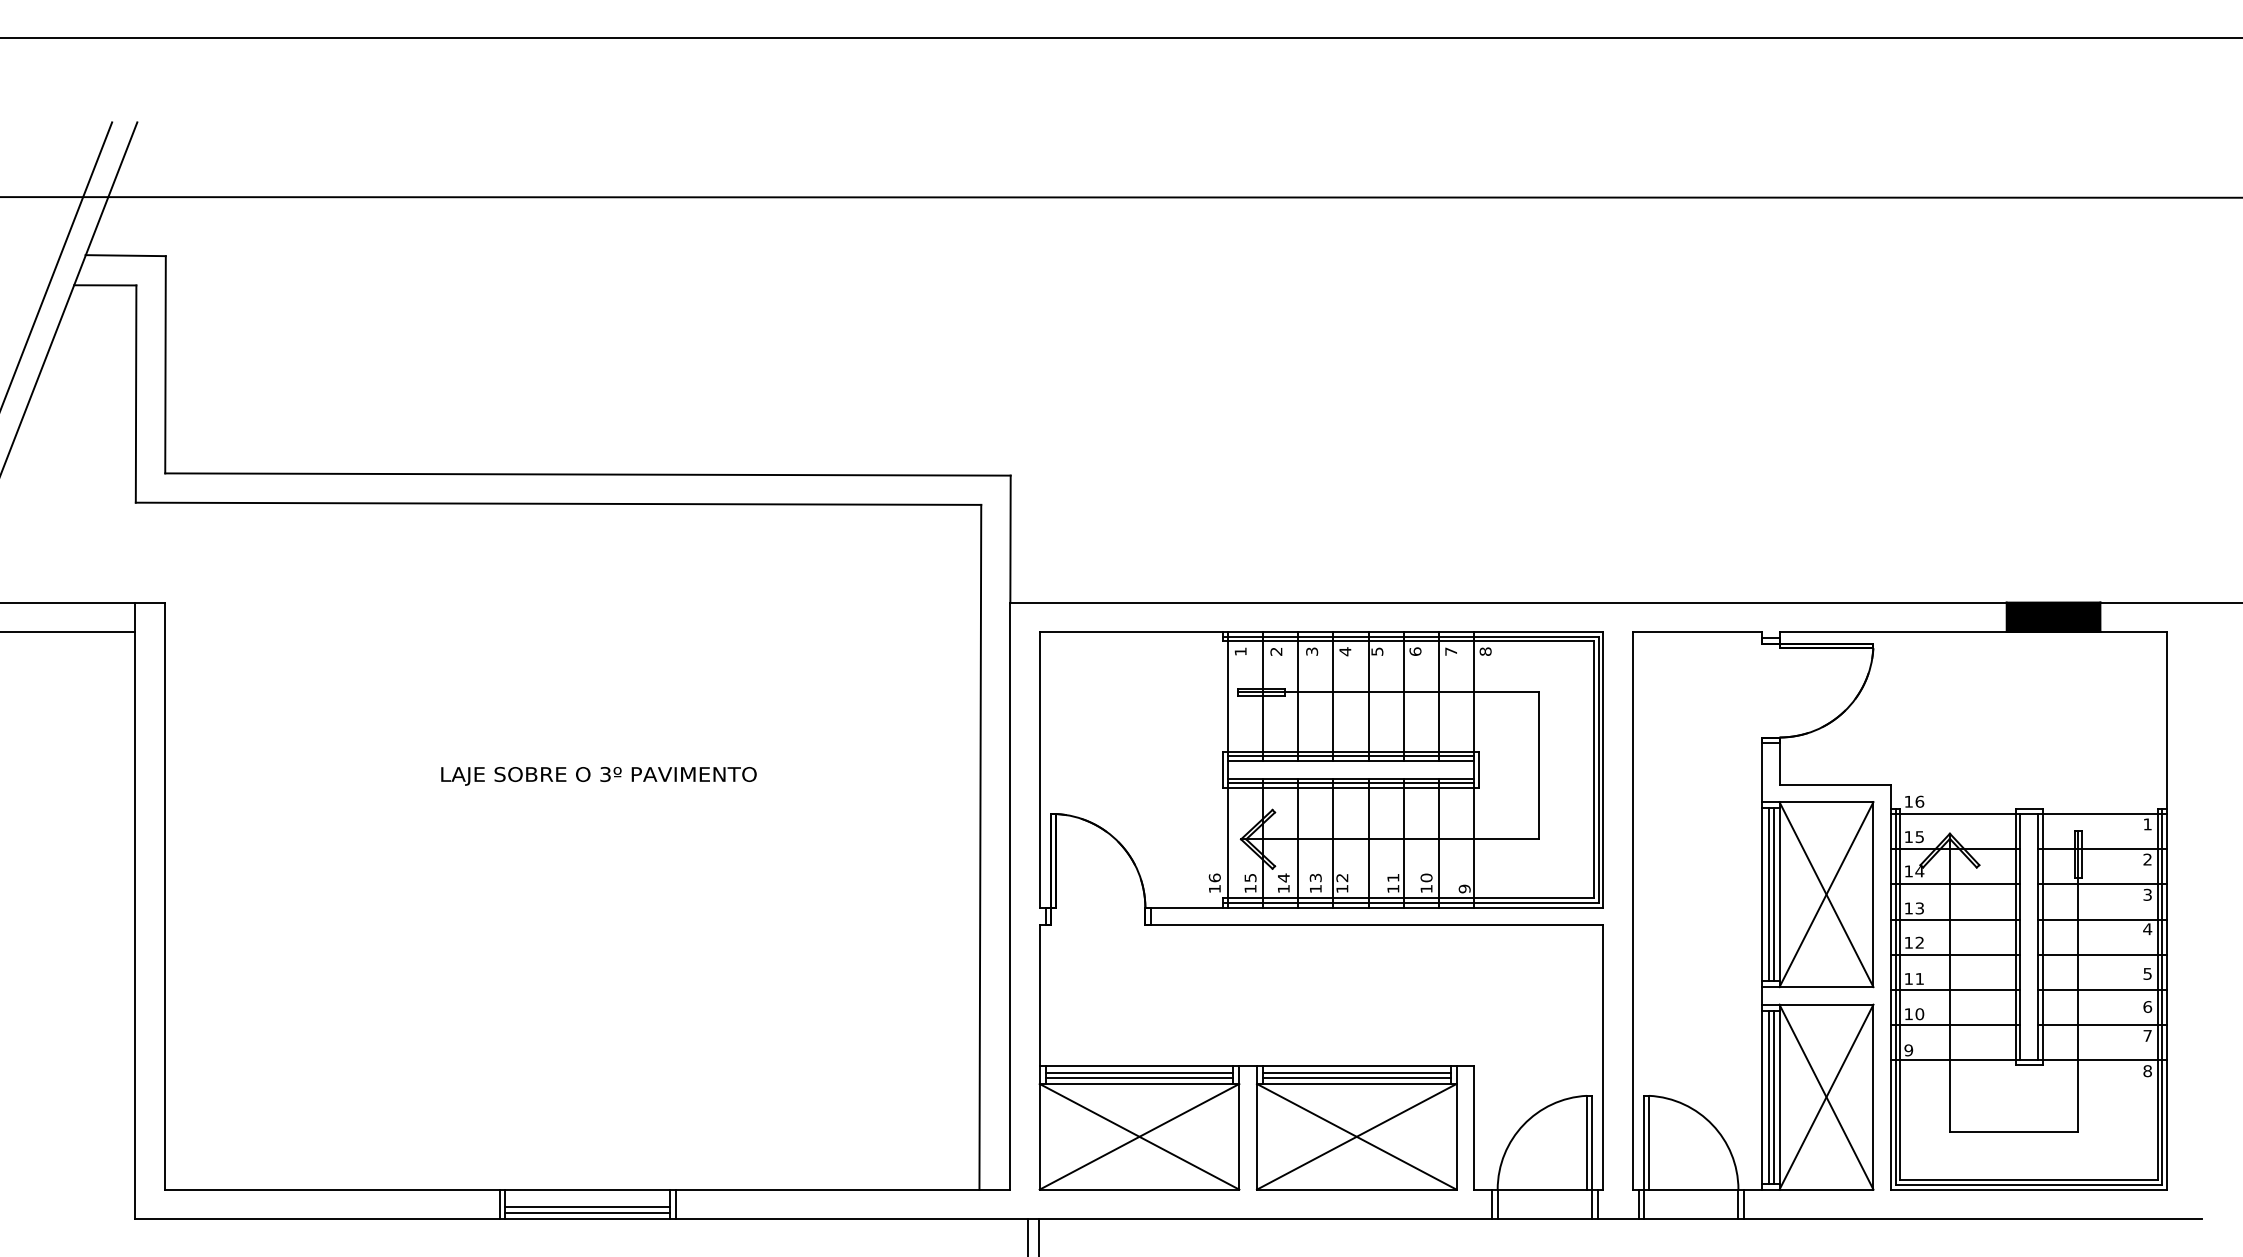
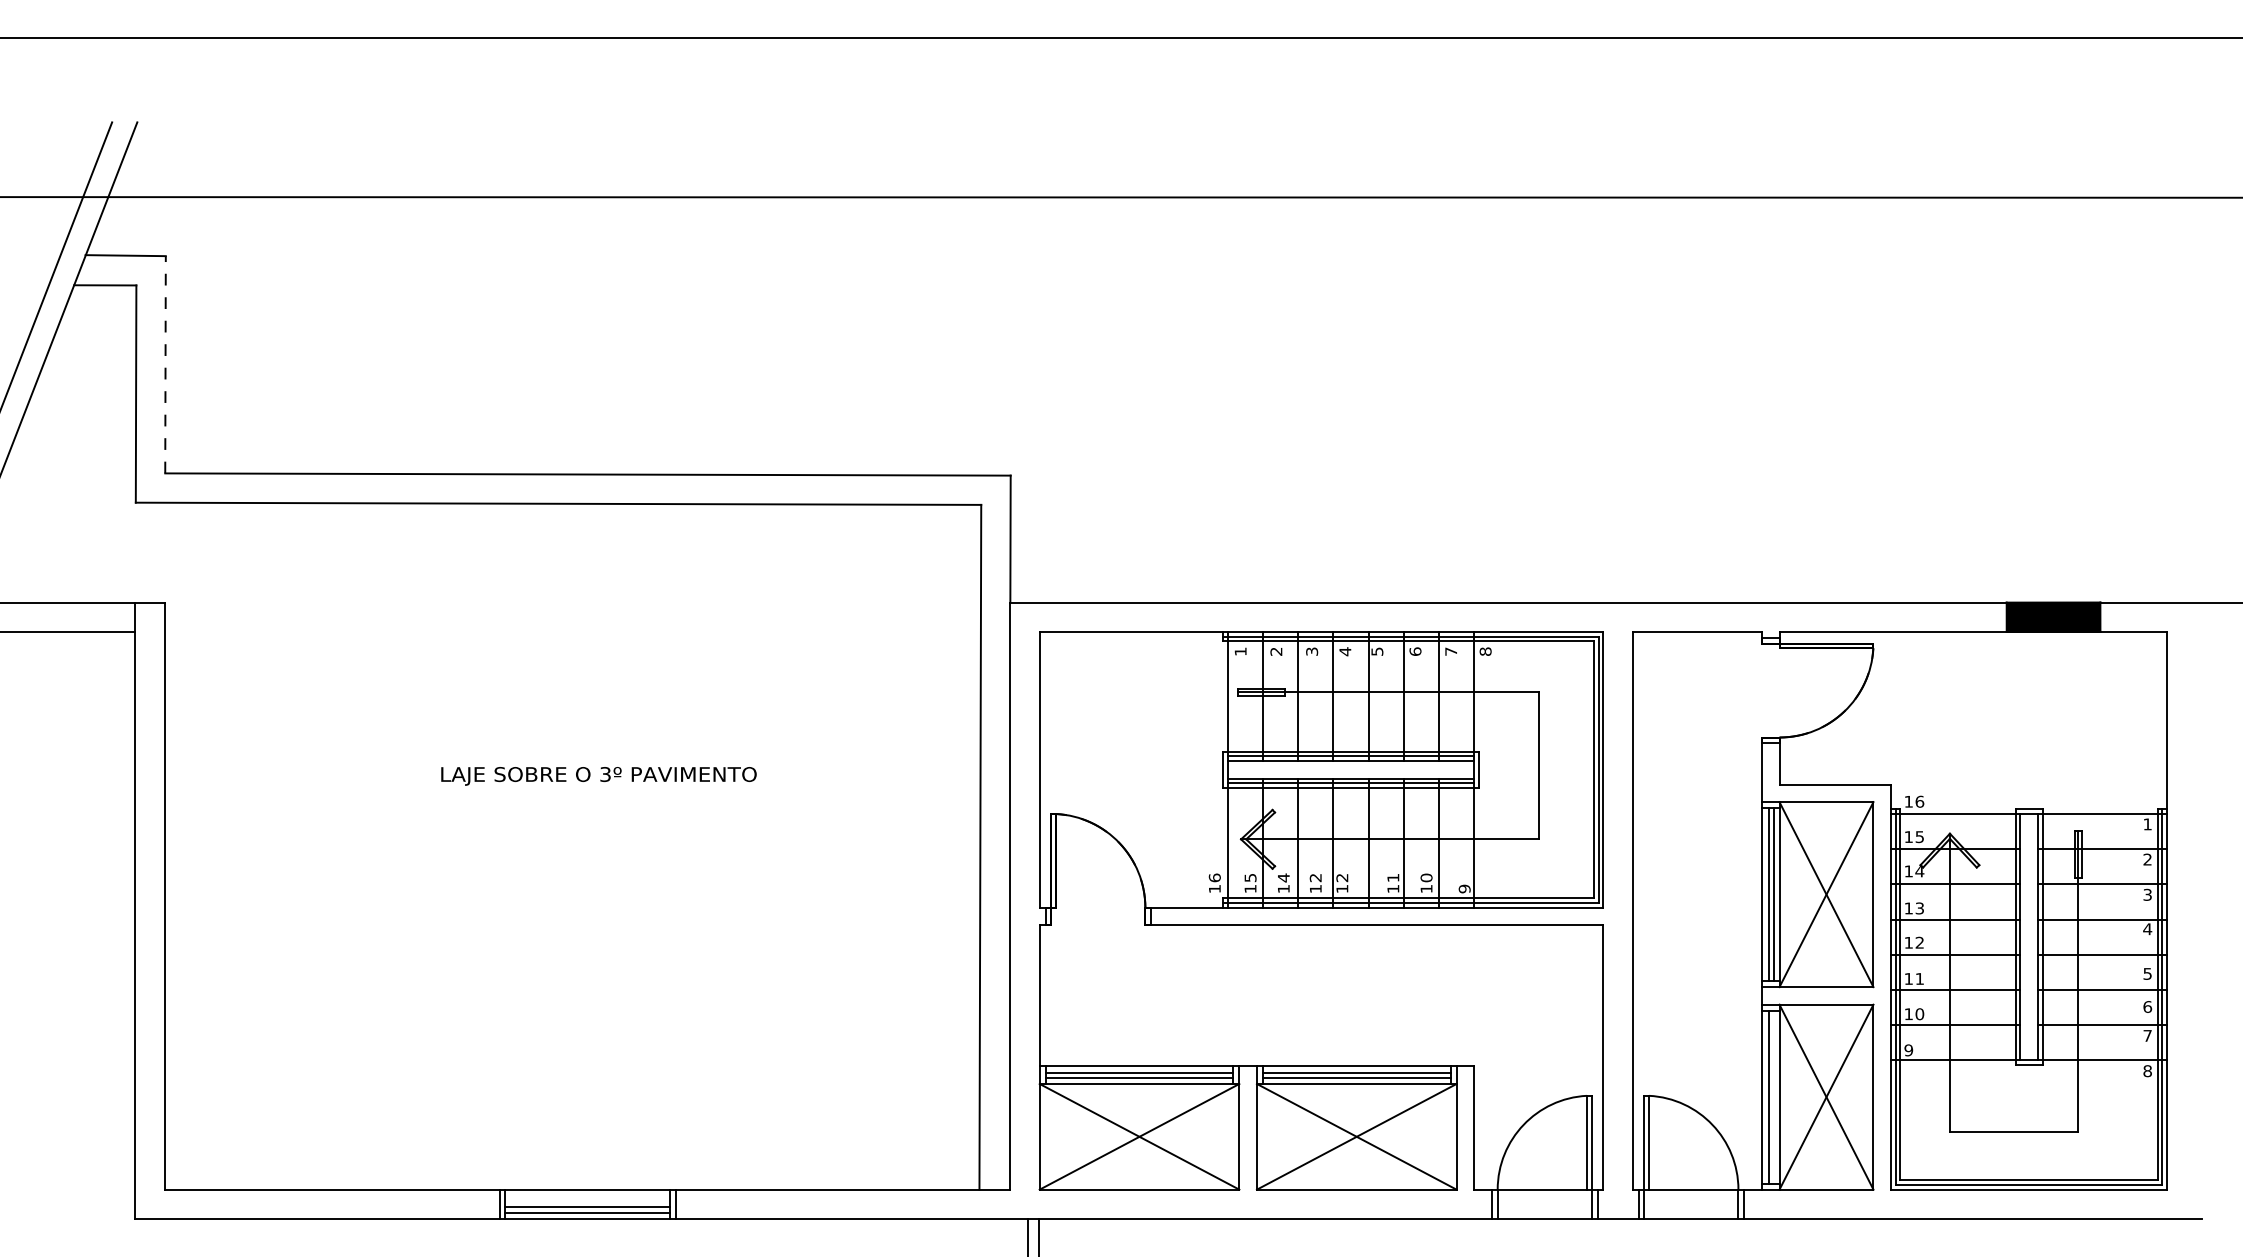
line: solid -> dashed (165, 364)
text: 13 -> 12 (1315, 877)
line: present -> none (1773, 1096)
